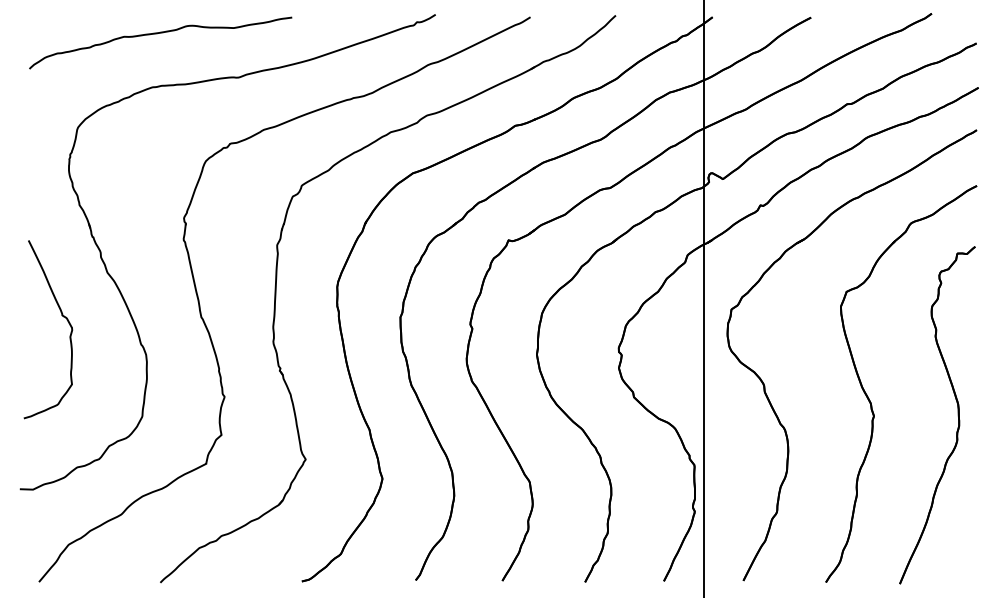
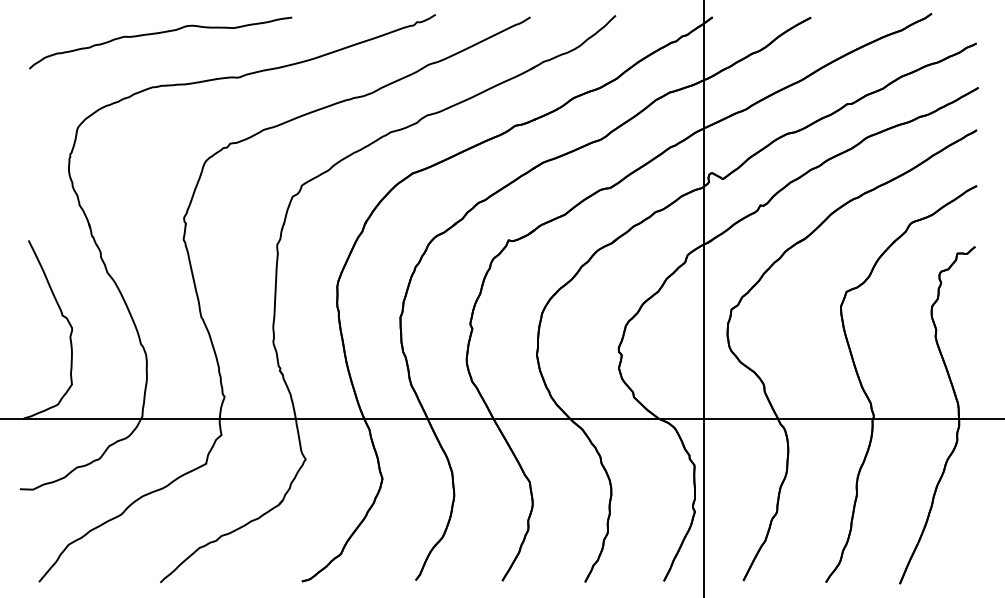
line: none -> present (501, 418)
